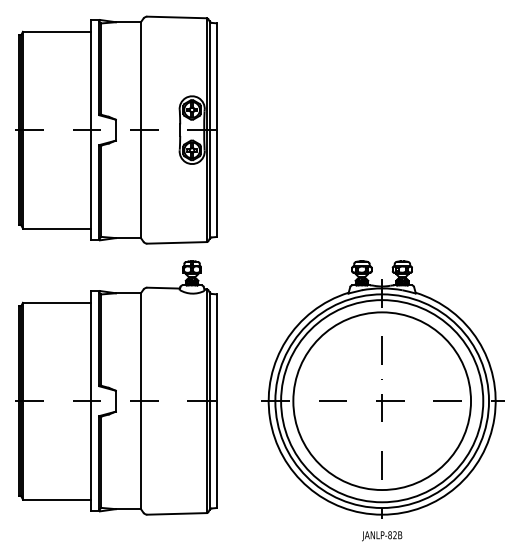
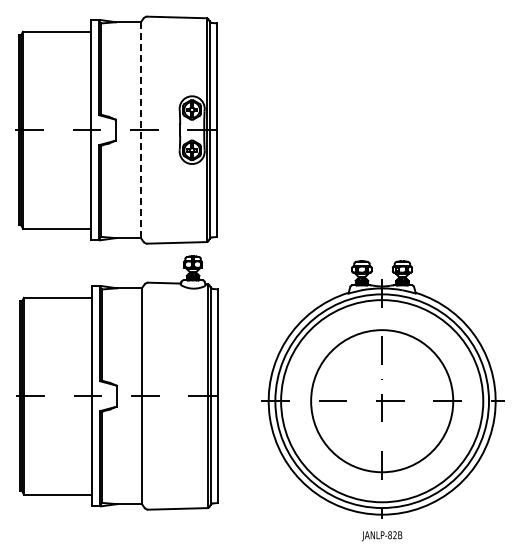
line: solid -> dashed (140, 130)
part position: (116, 387) -> (117, 382) (117, 382)
circle diameter: 178 px -> 142 px (382, 401)
